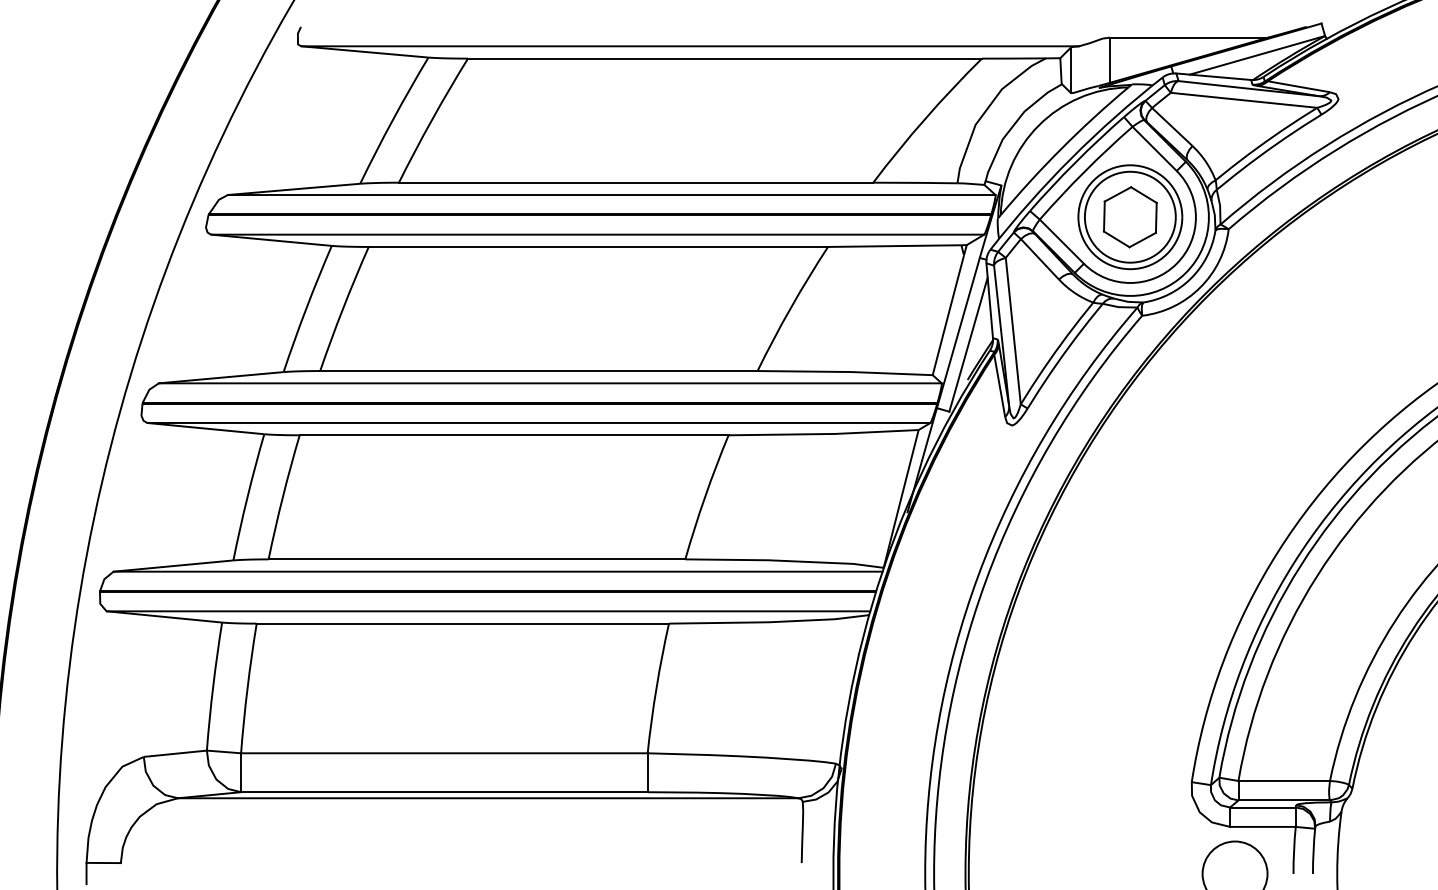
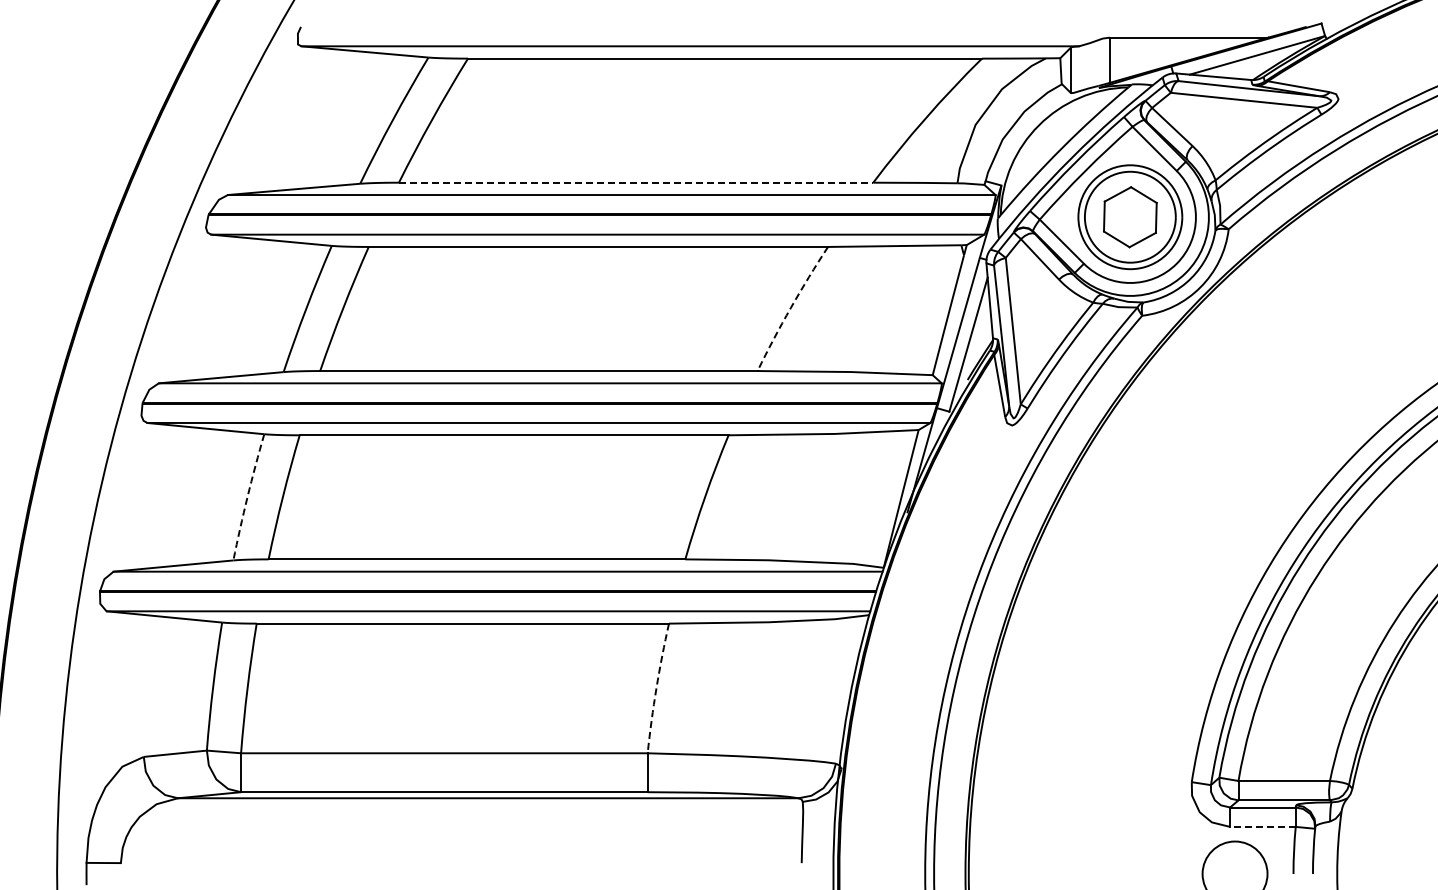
line: solid -> dashed (636, 182)
arc: solid -> dashed (790, 307)
arc: solid -> dashed (247, 497)
arc: solid -> dashed (656, 688)
line: solid -> dashed (1262, 826)
